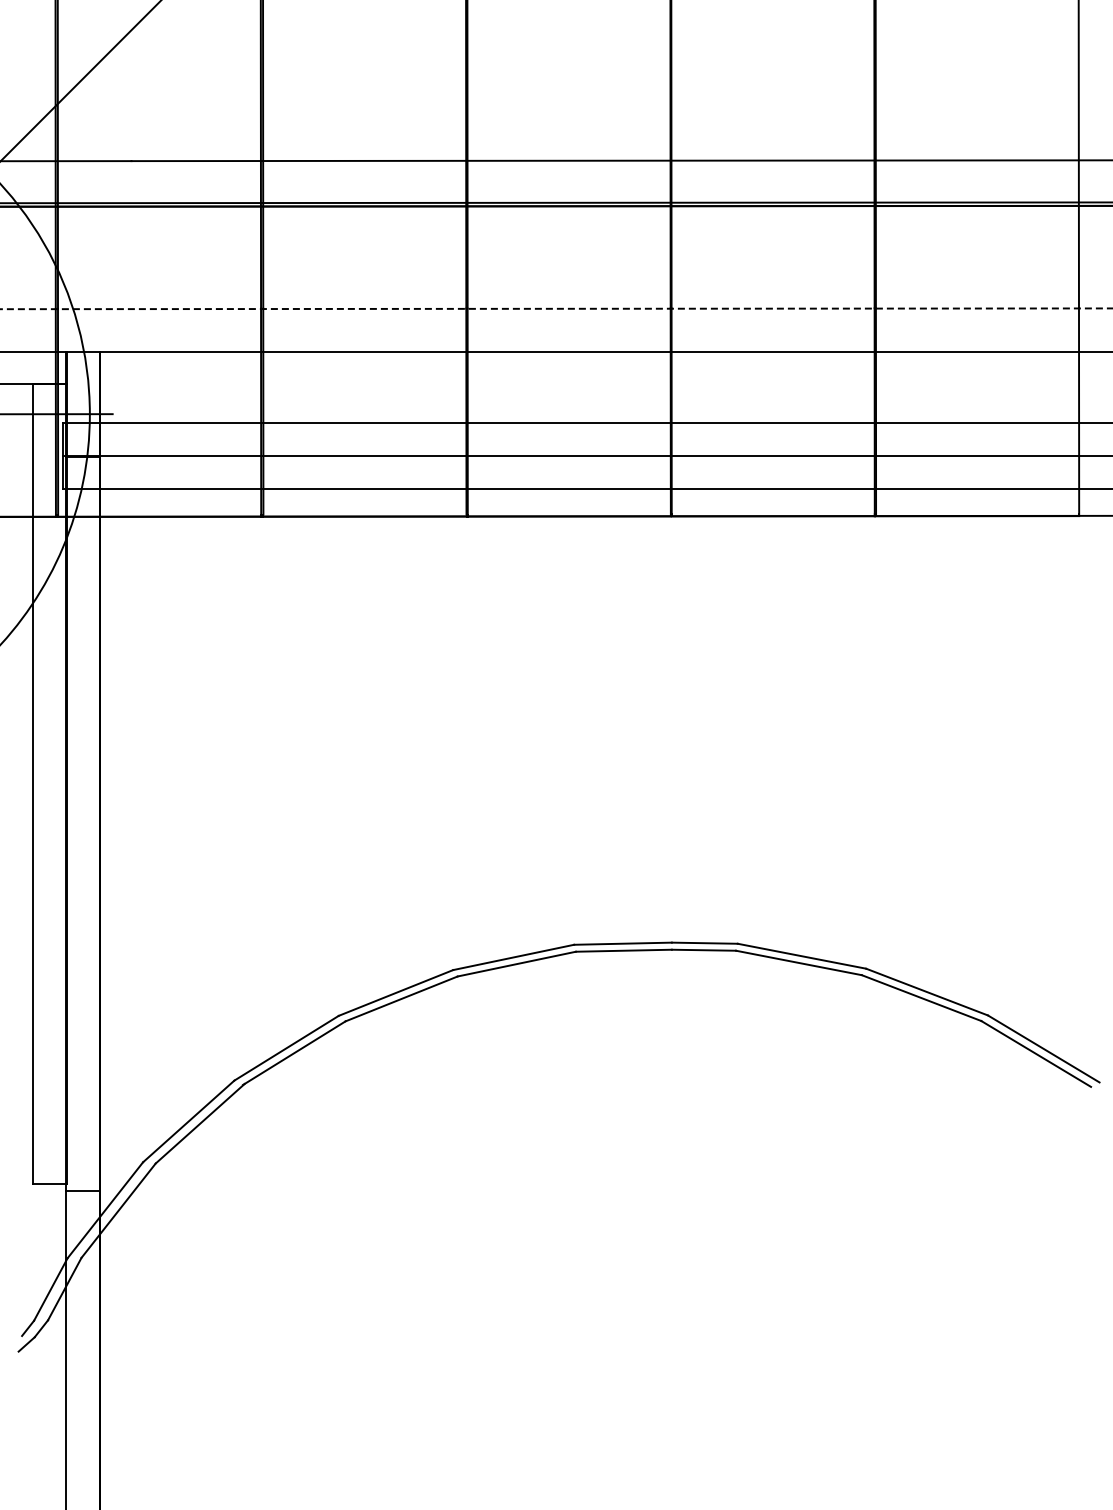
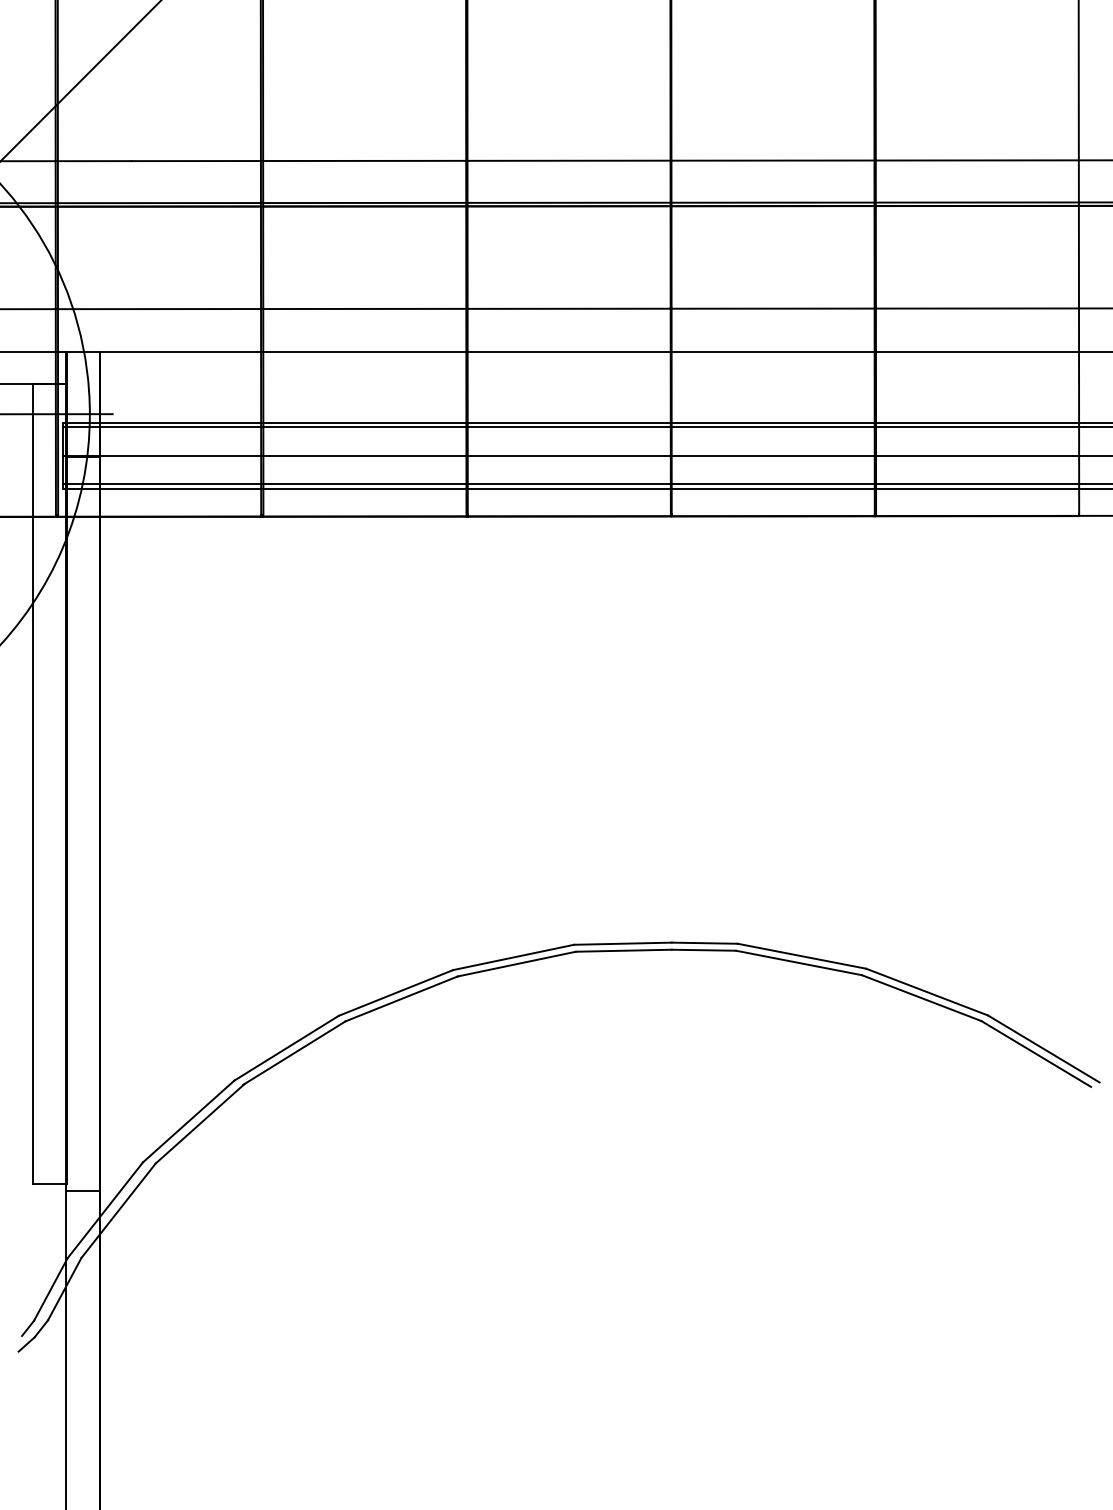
line: dashed -> solid (556, 308)
line: none -> present (585, 427)
line: none -> present (585, 484)
